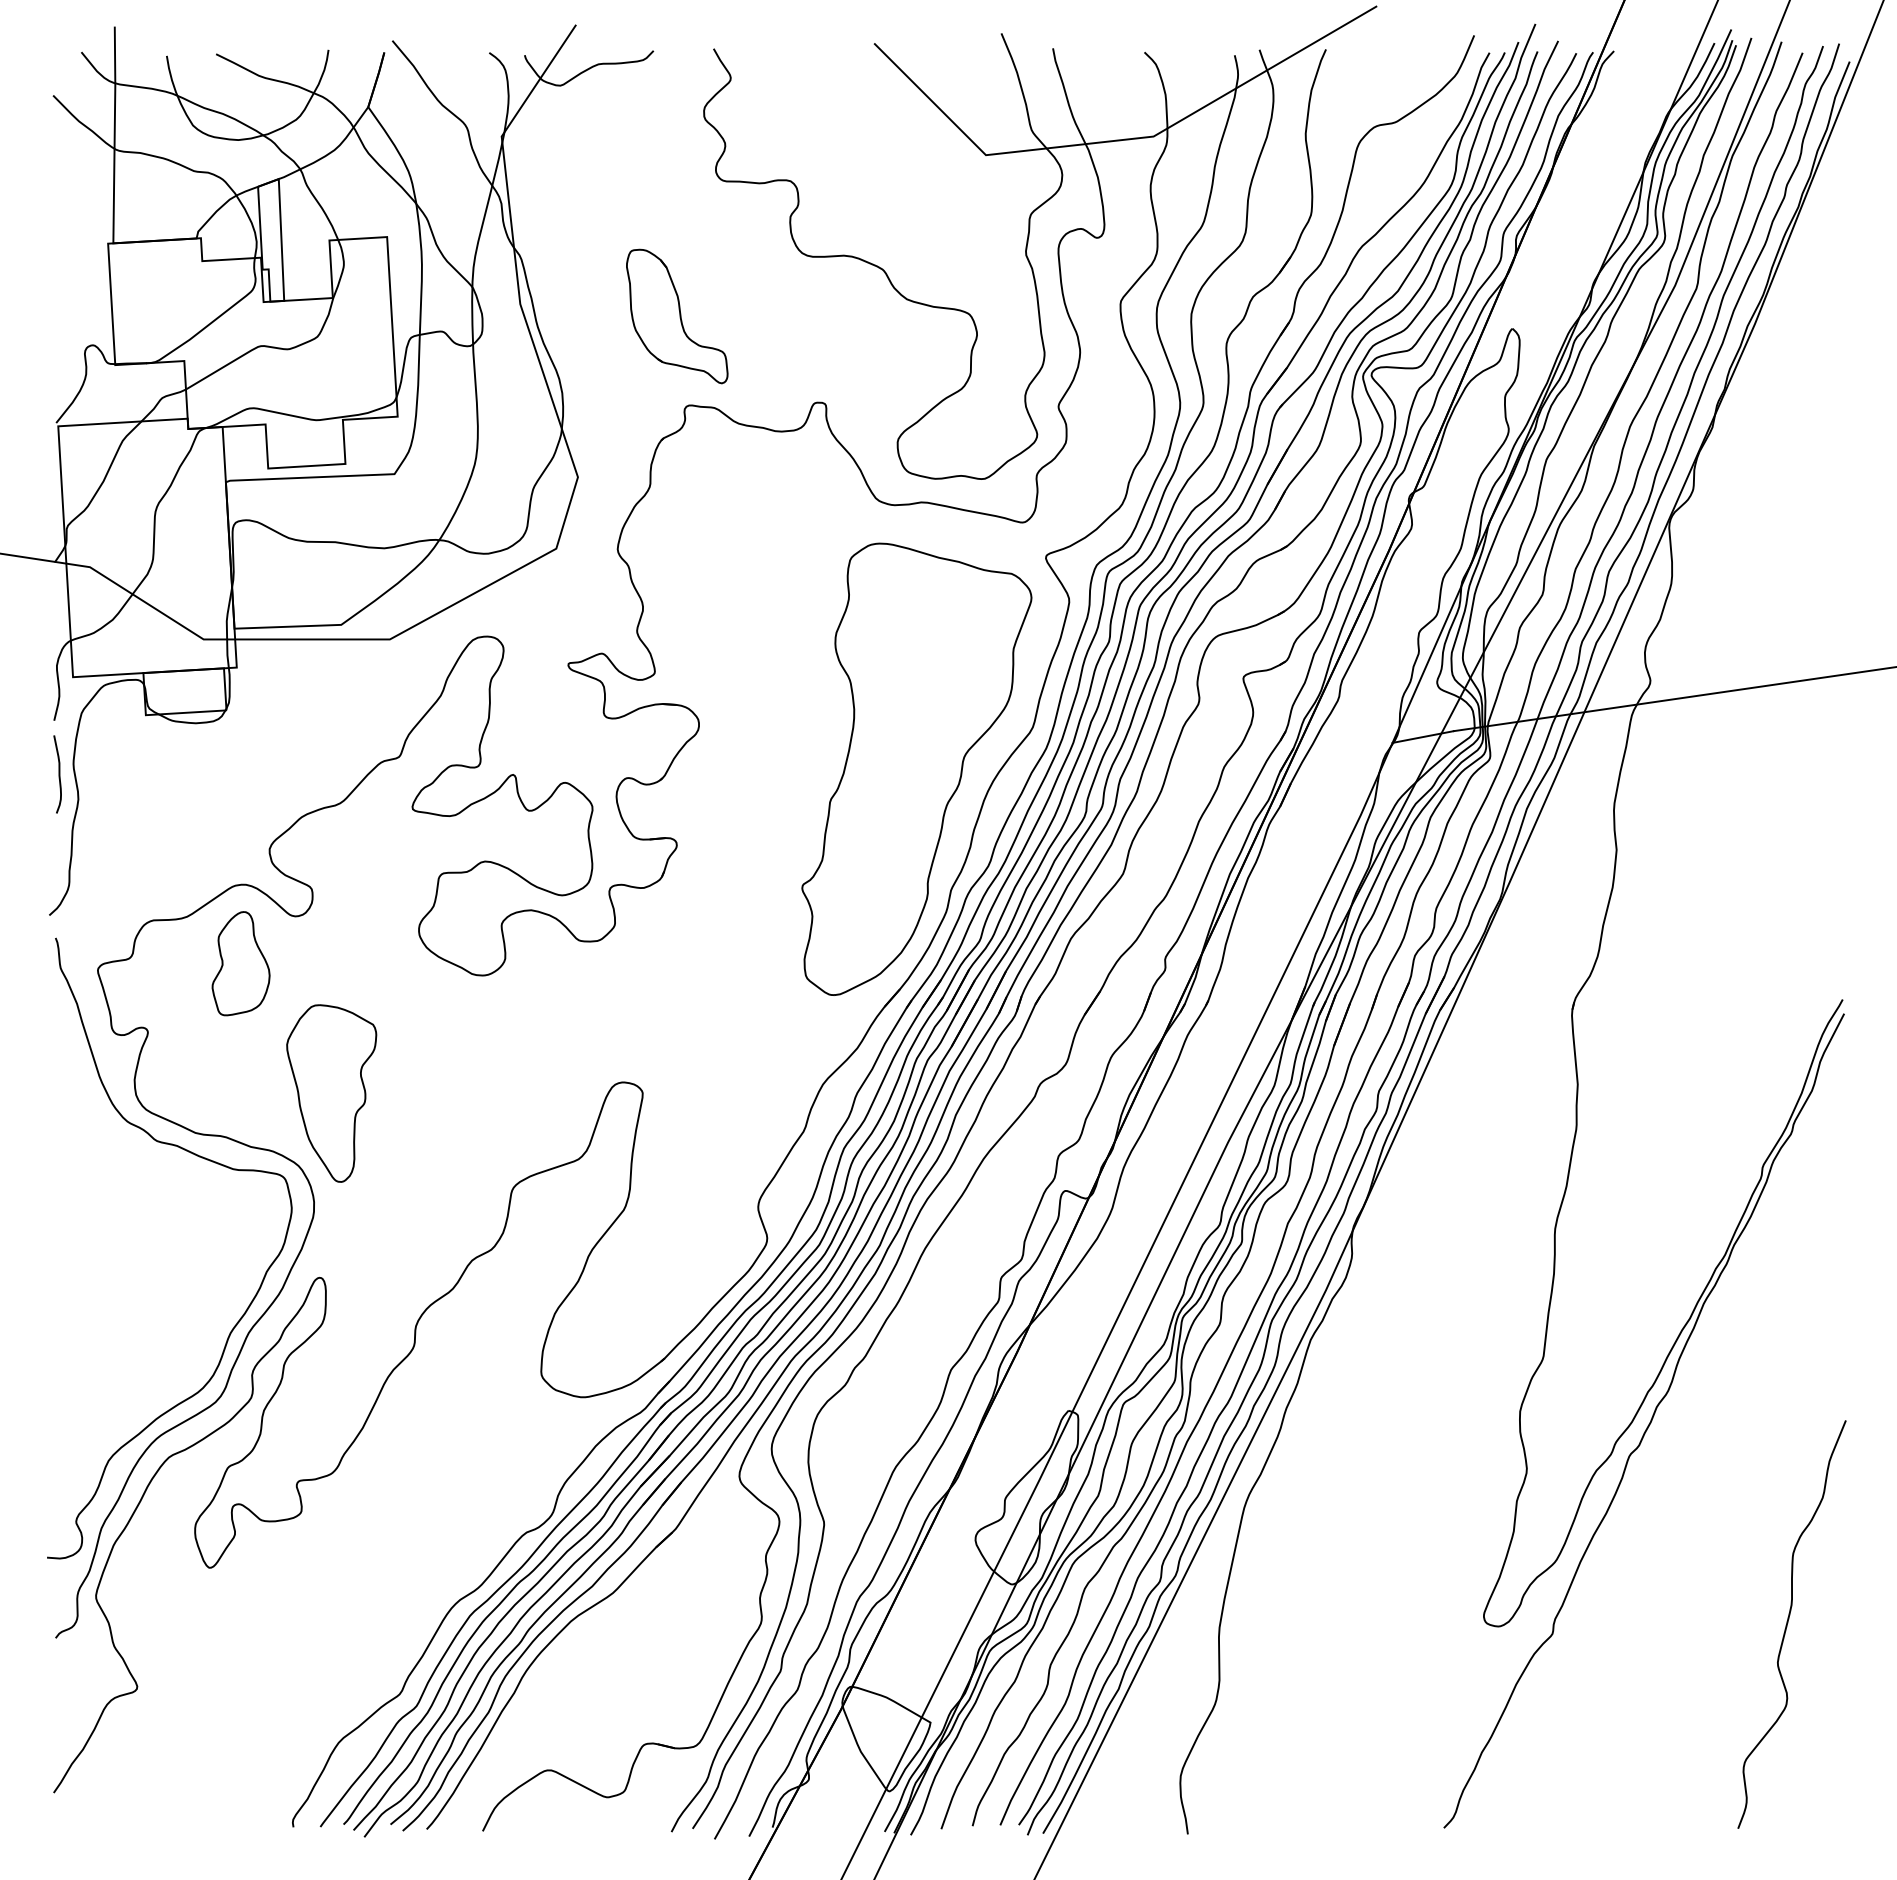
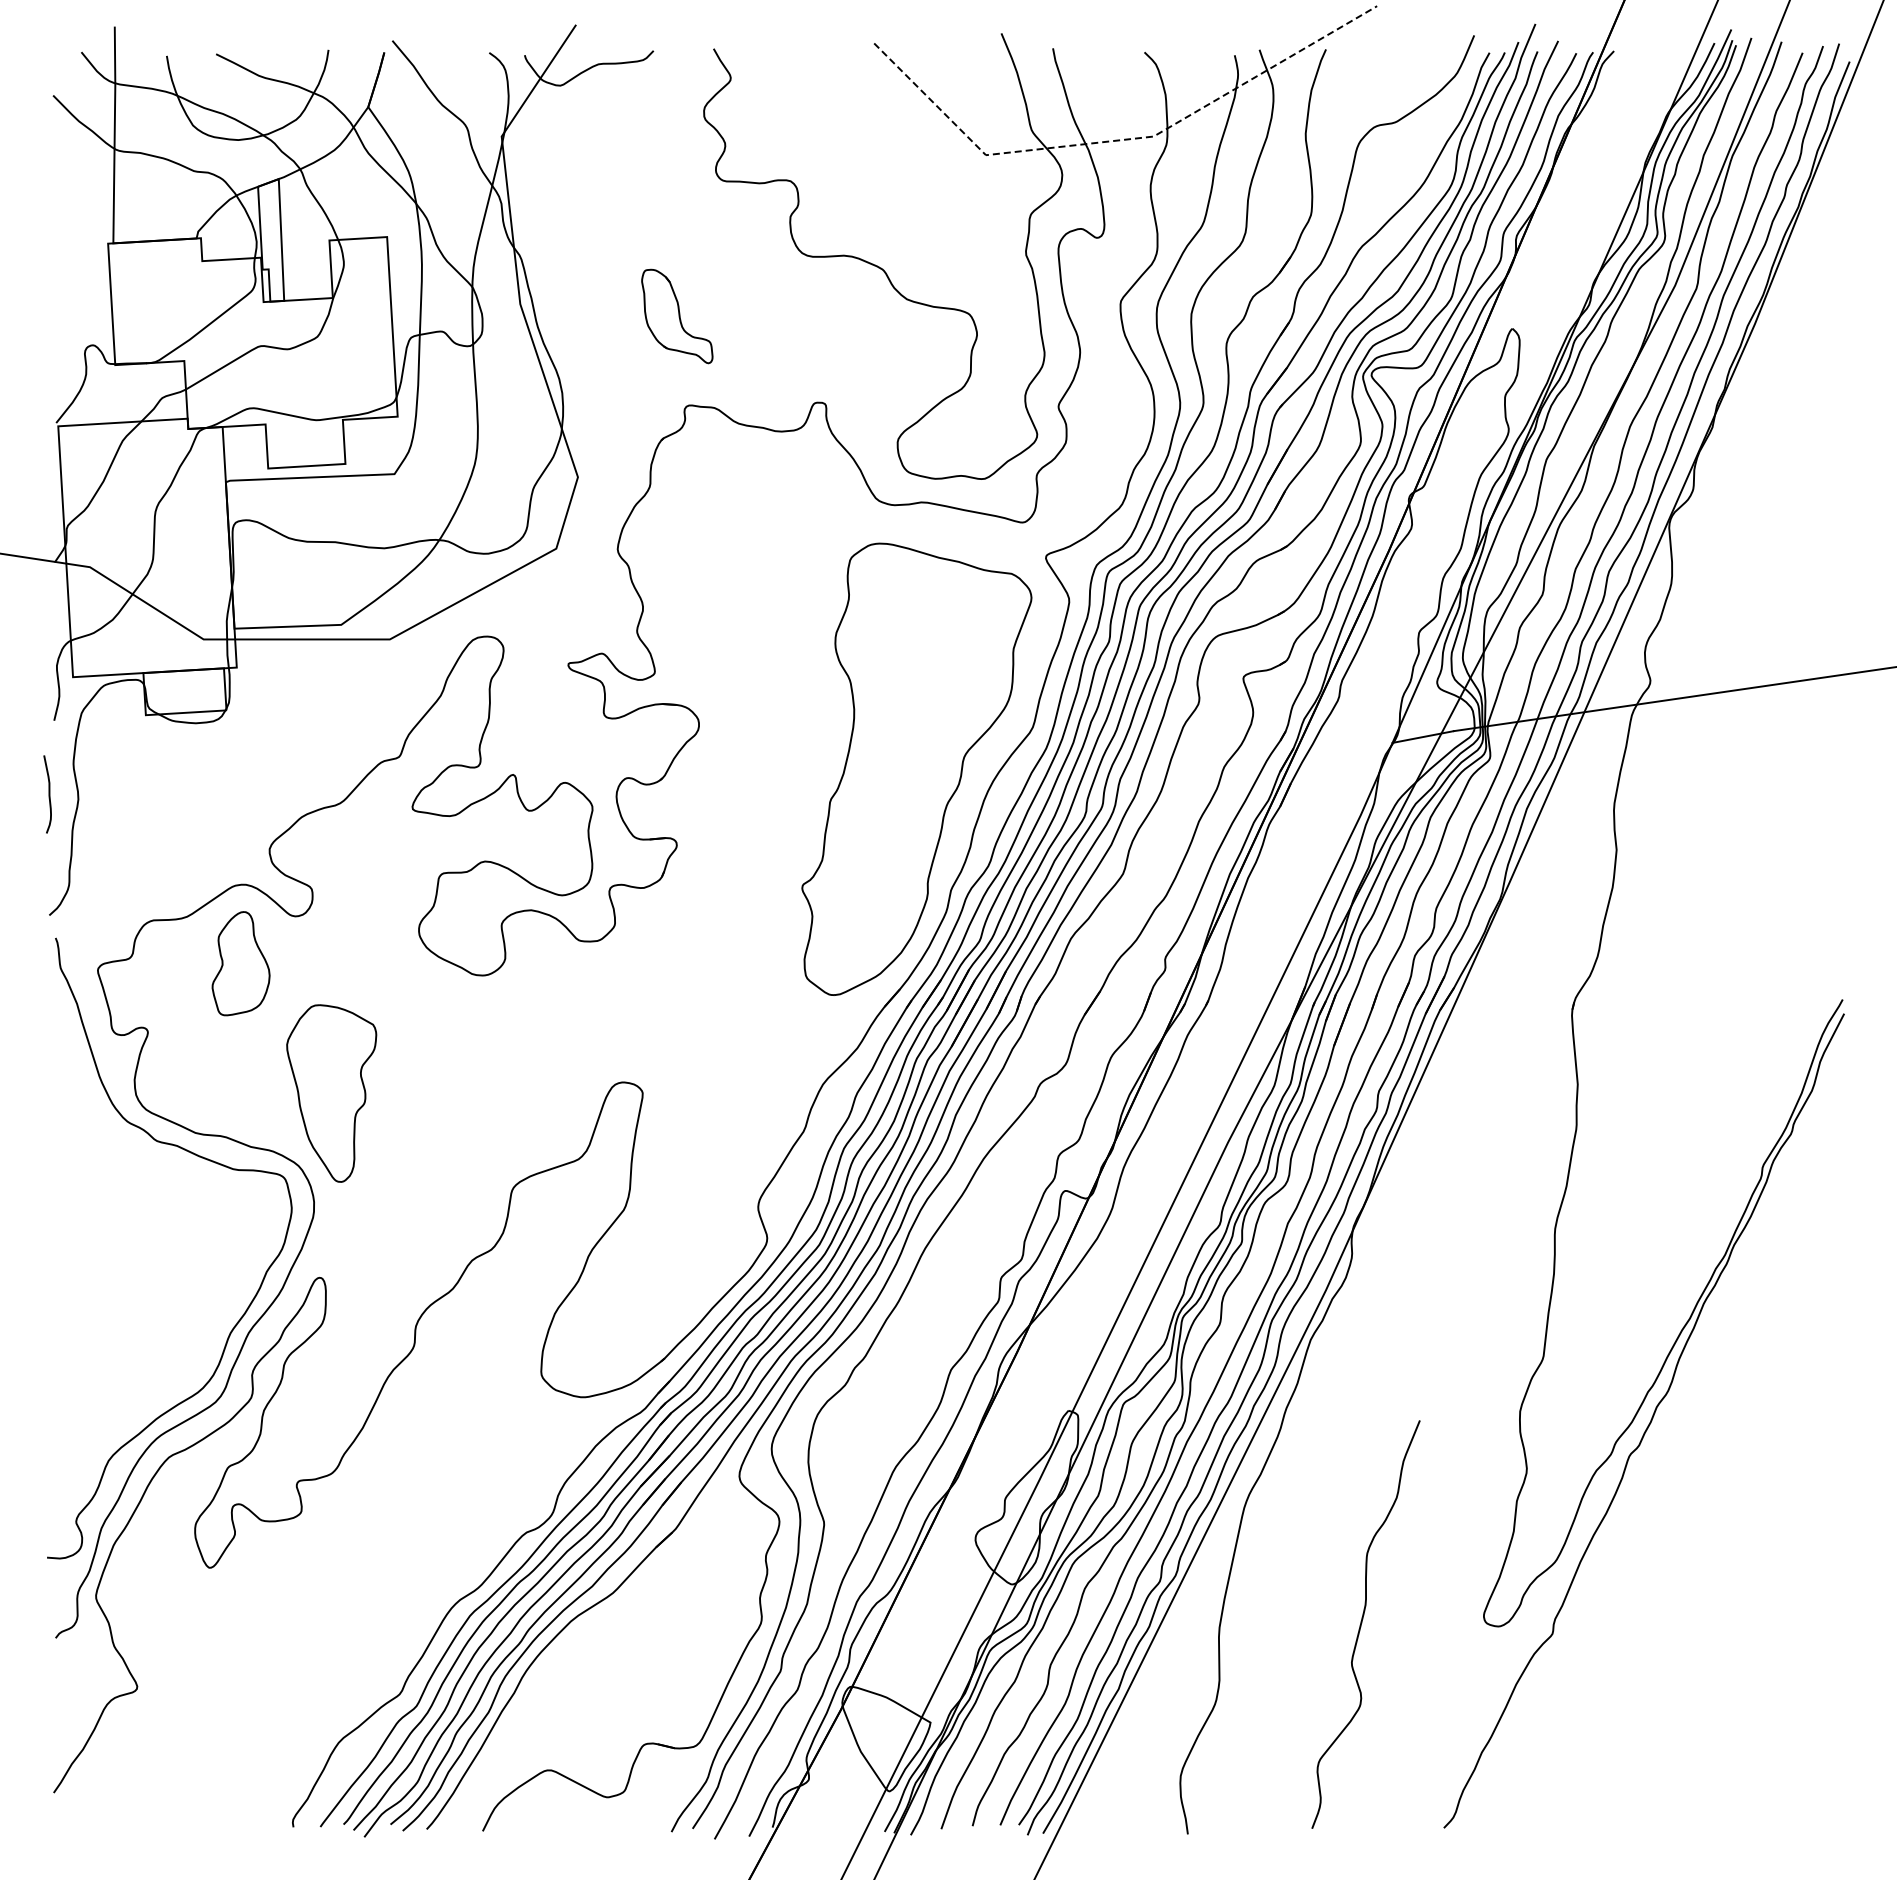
line: solid -> dashed (1119, 140)
part size: 103x137 px -> 73x97 px (677, 316)
curve position: (58, 774) -> (48, 794) (48, 794)
curve position: (1788, 1623) -> (1362, 1623) (1362, 1623)
